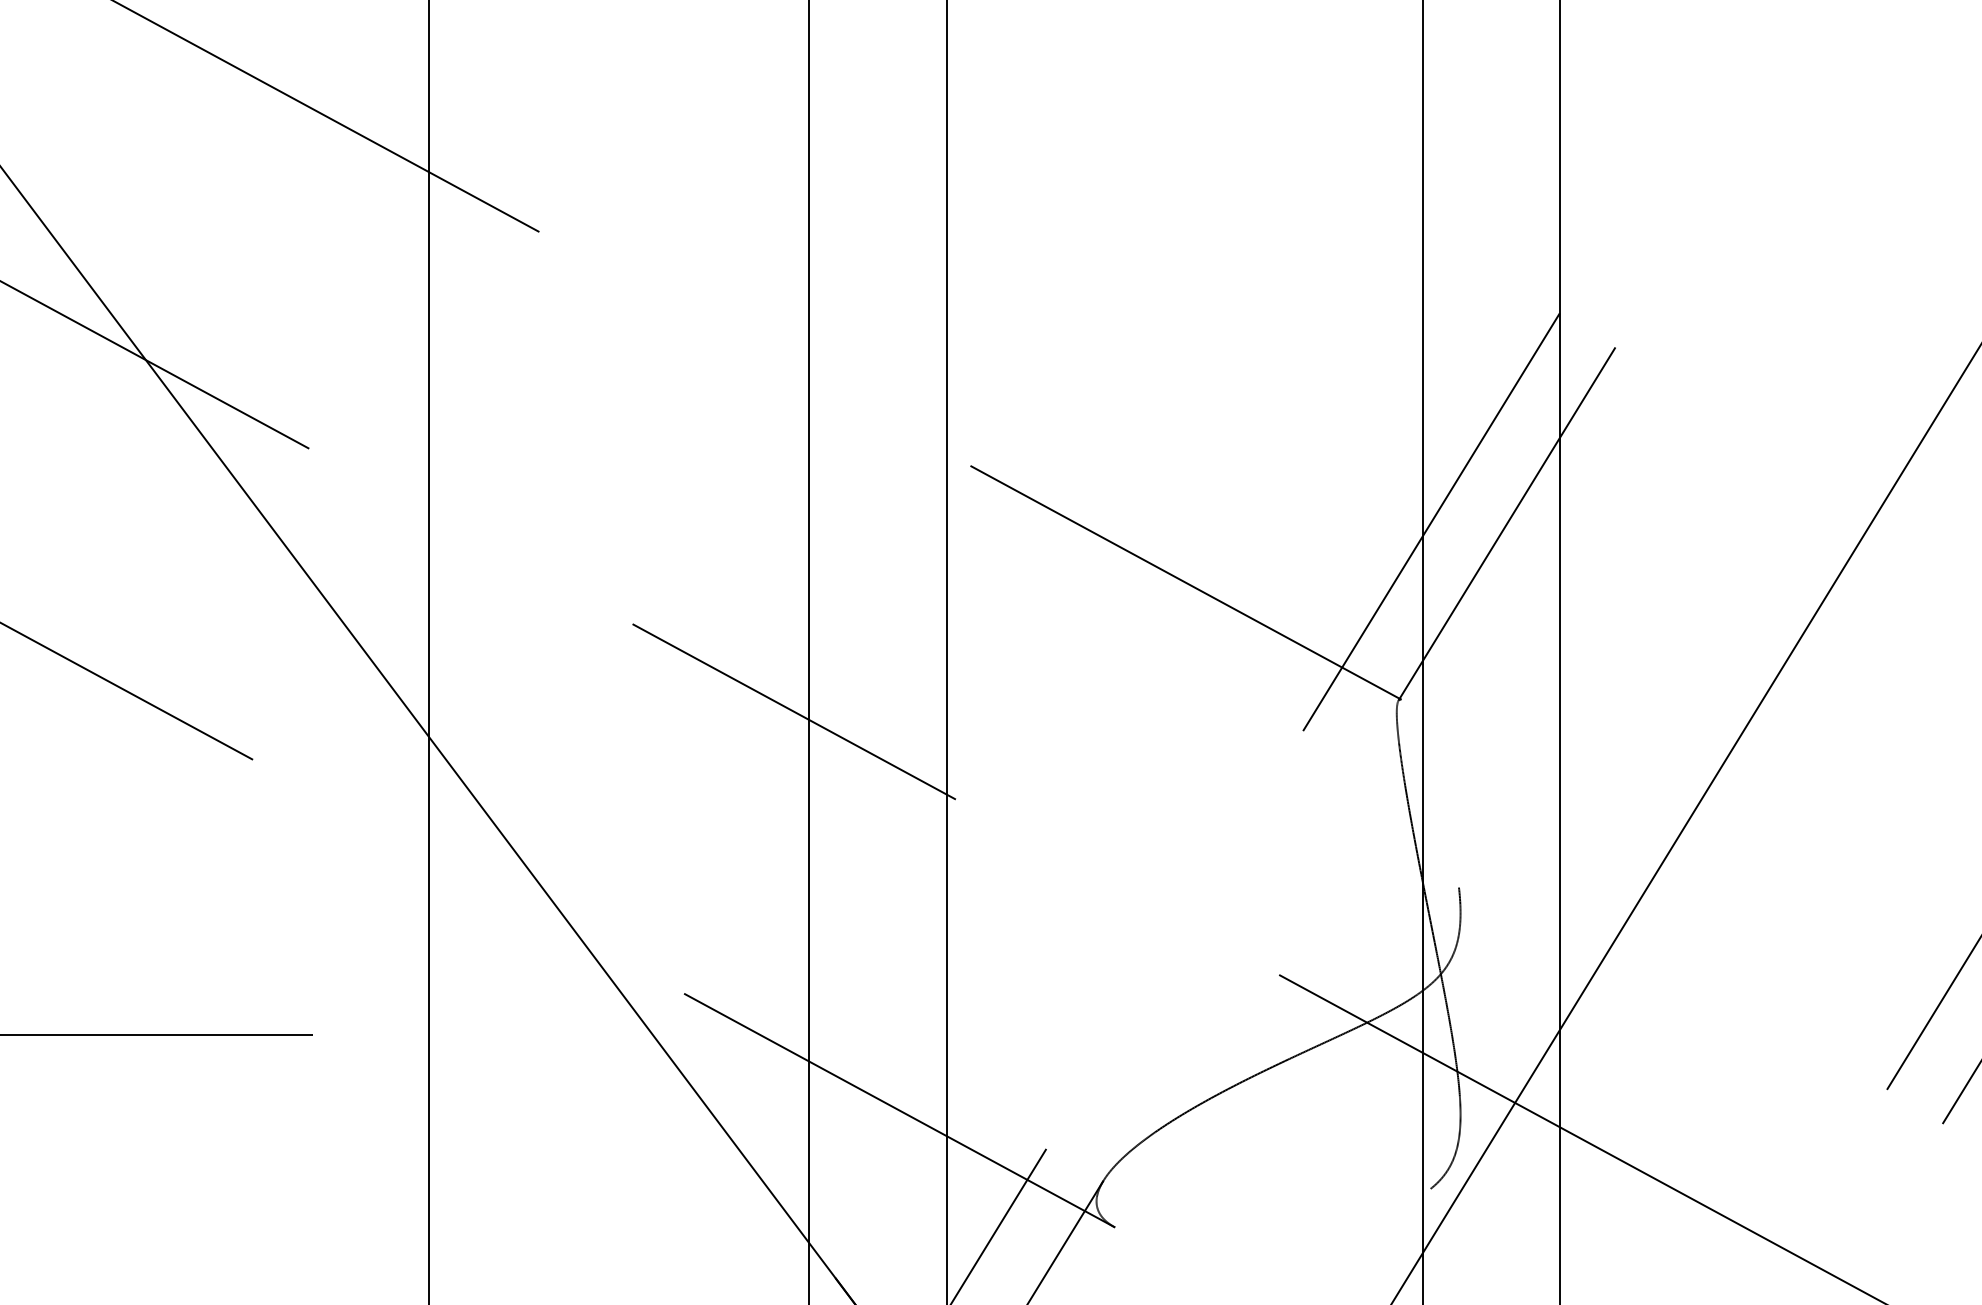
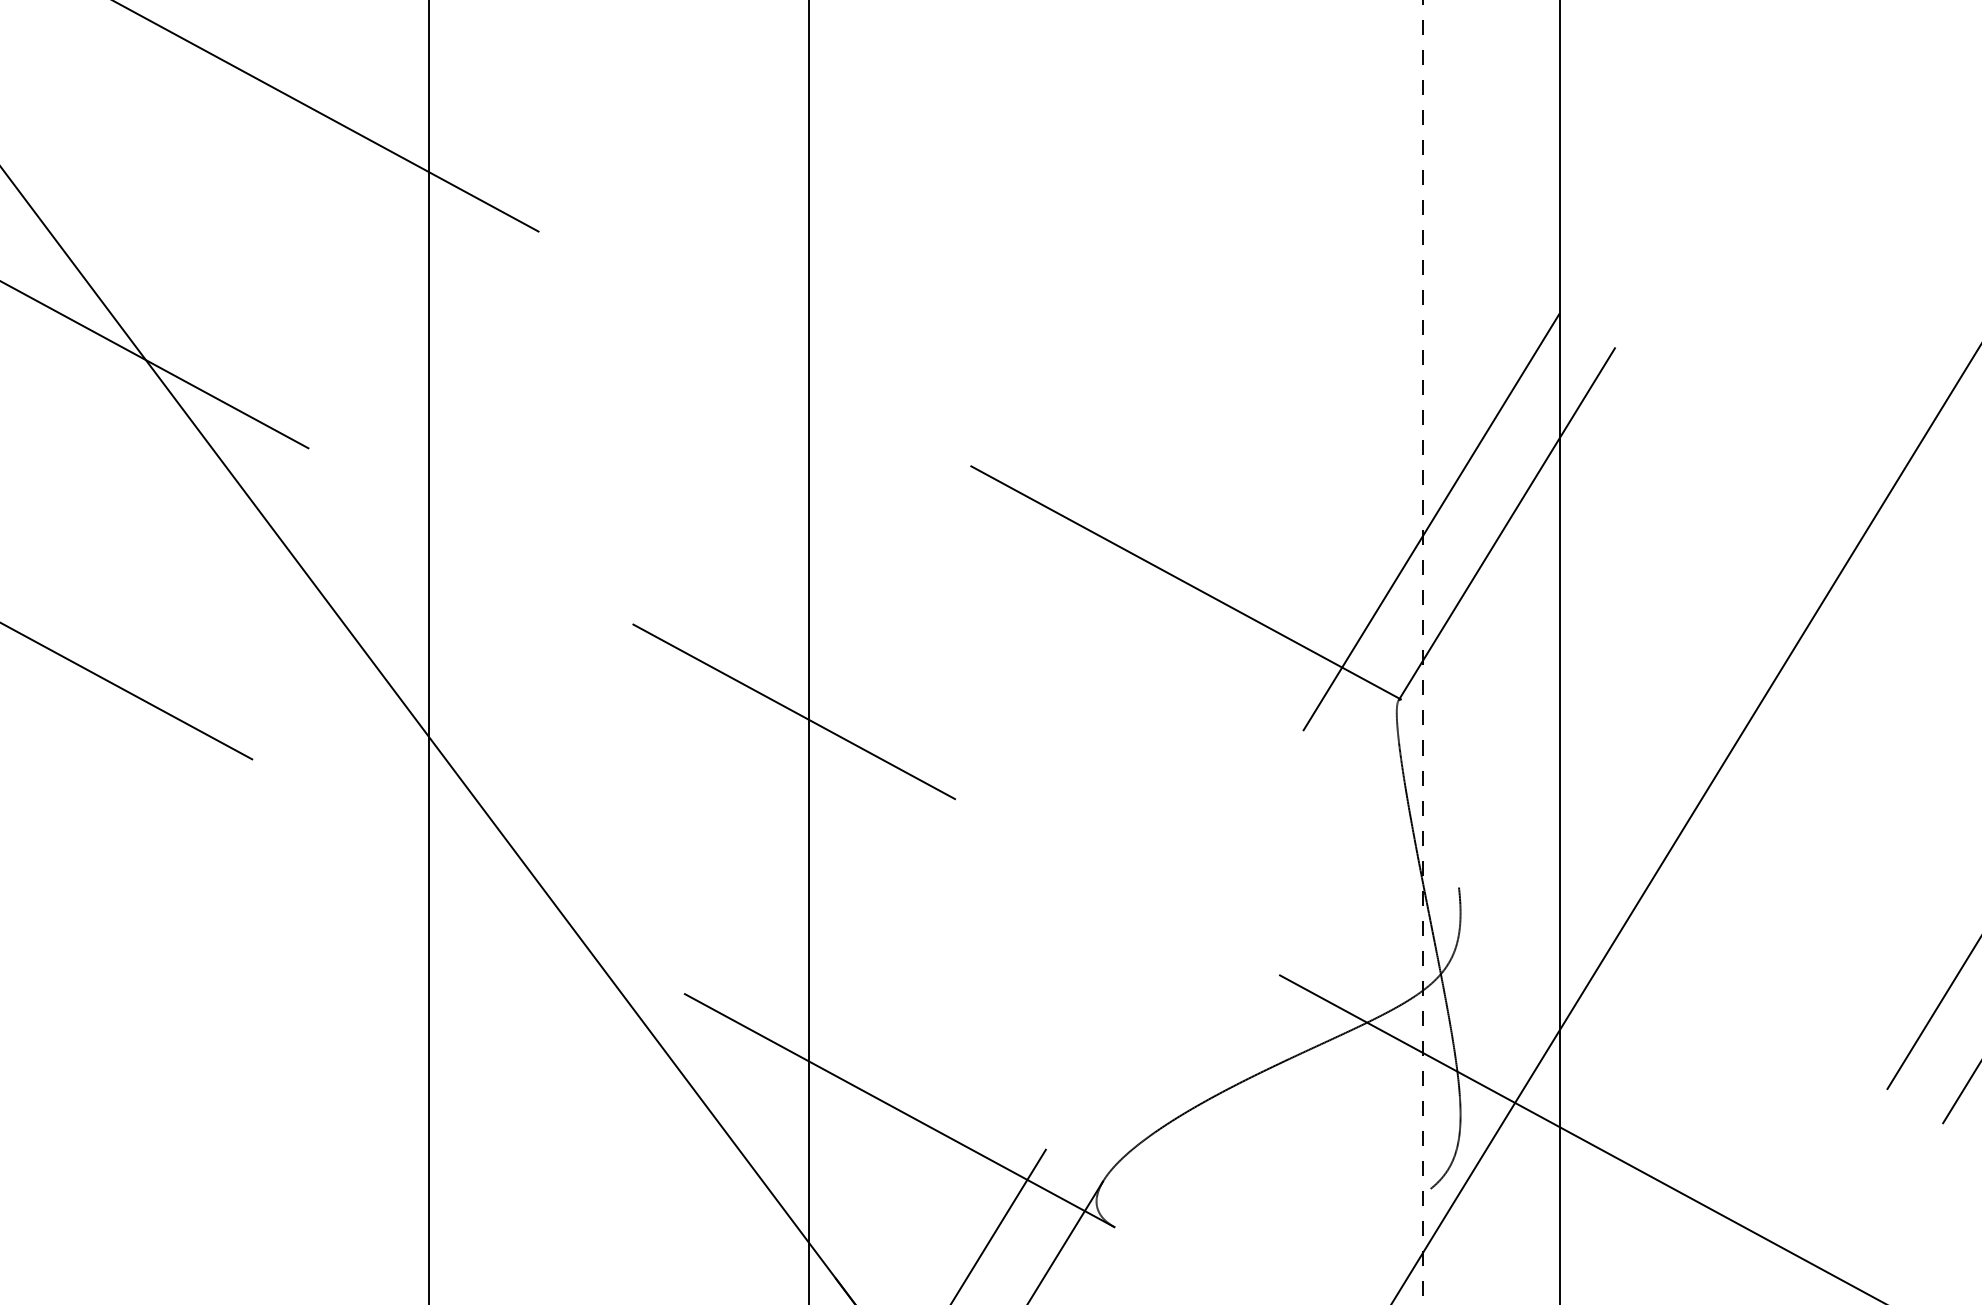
line: present -> none (946, 651)
line: solid -> dashed (1422, 652)
line: present -> none (157, 1035)
